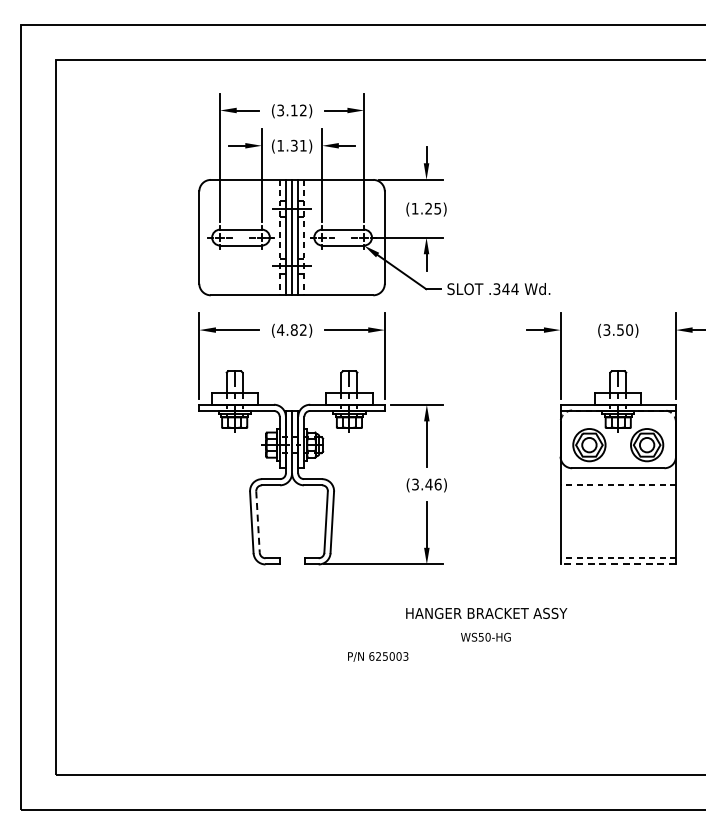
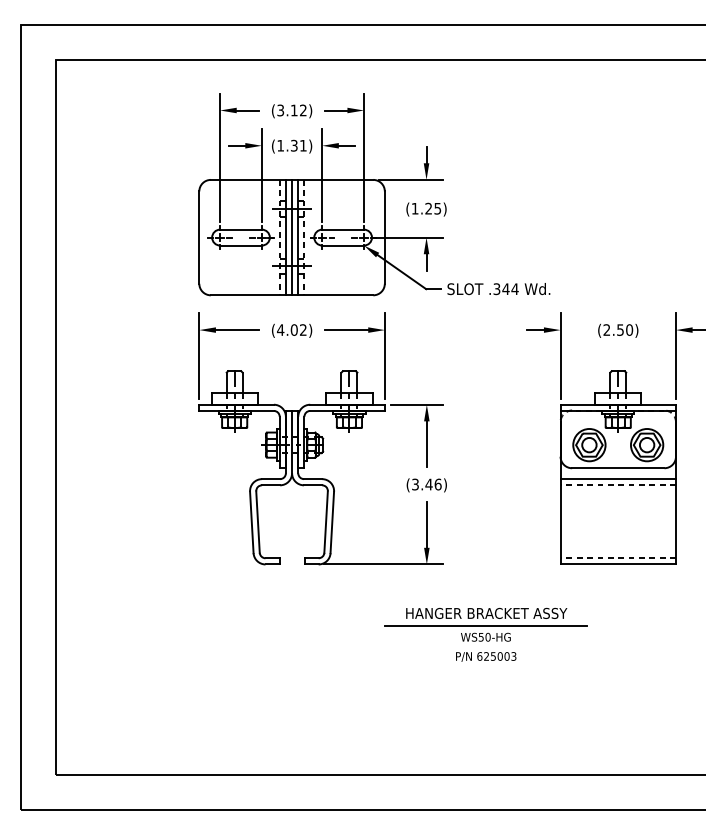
text: (4.82) -> (4.02) (293, 329)
text: (3.50) -> (2.50) (606, 329)
line: none -> present (617, 479)
line: dashed -> solid (258, 522)
line: dashed -> solid (618, 564)
line: none -> present (486, 625)
text position: (378, 656) -> (486, 656) (486, 656)
